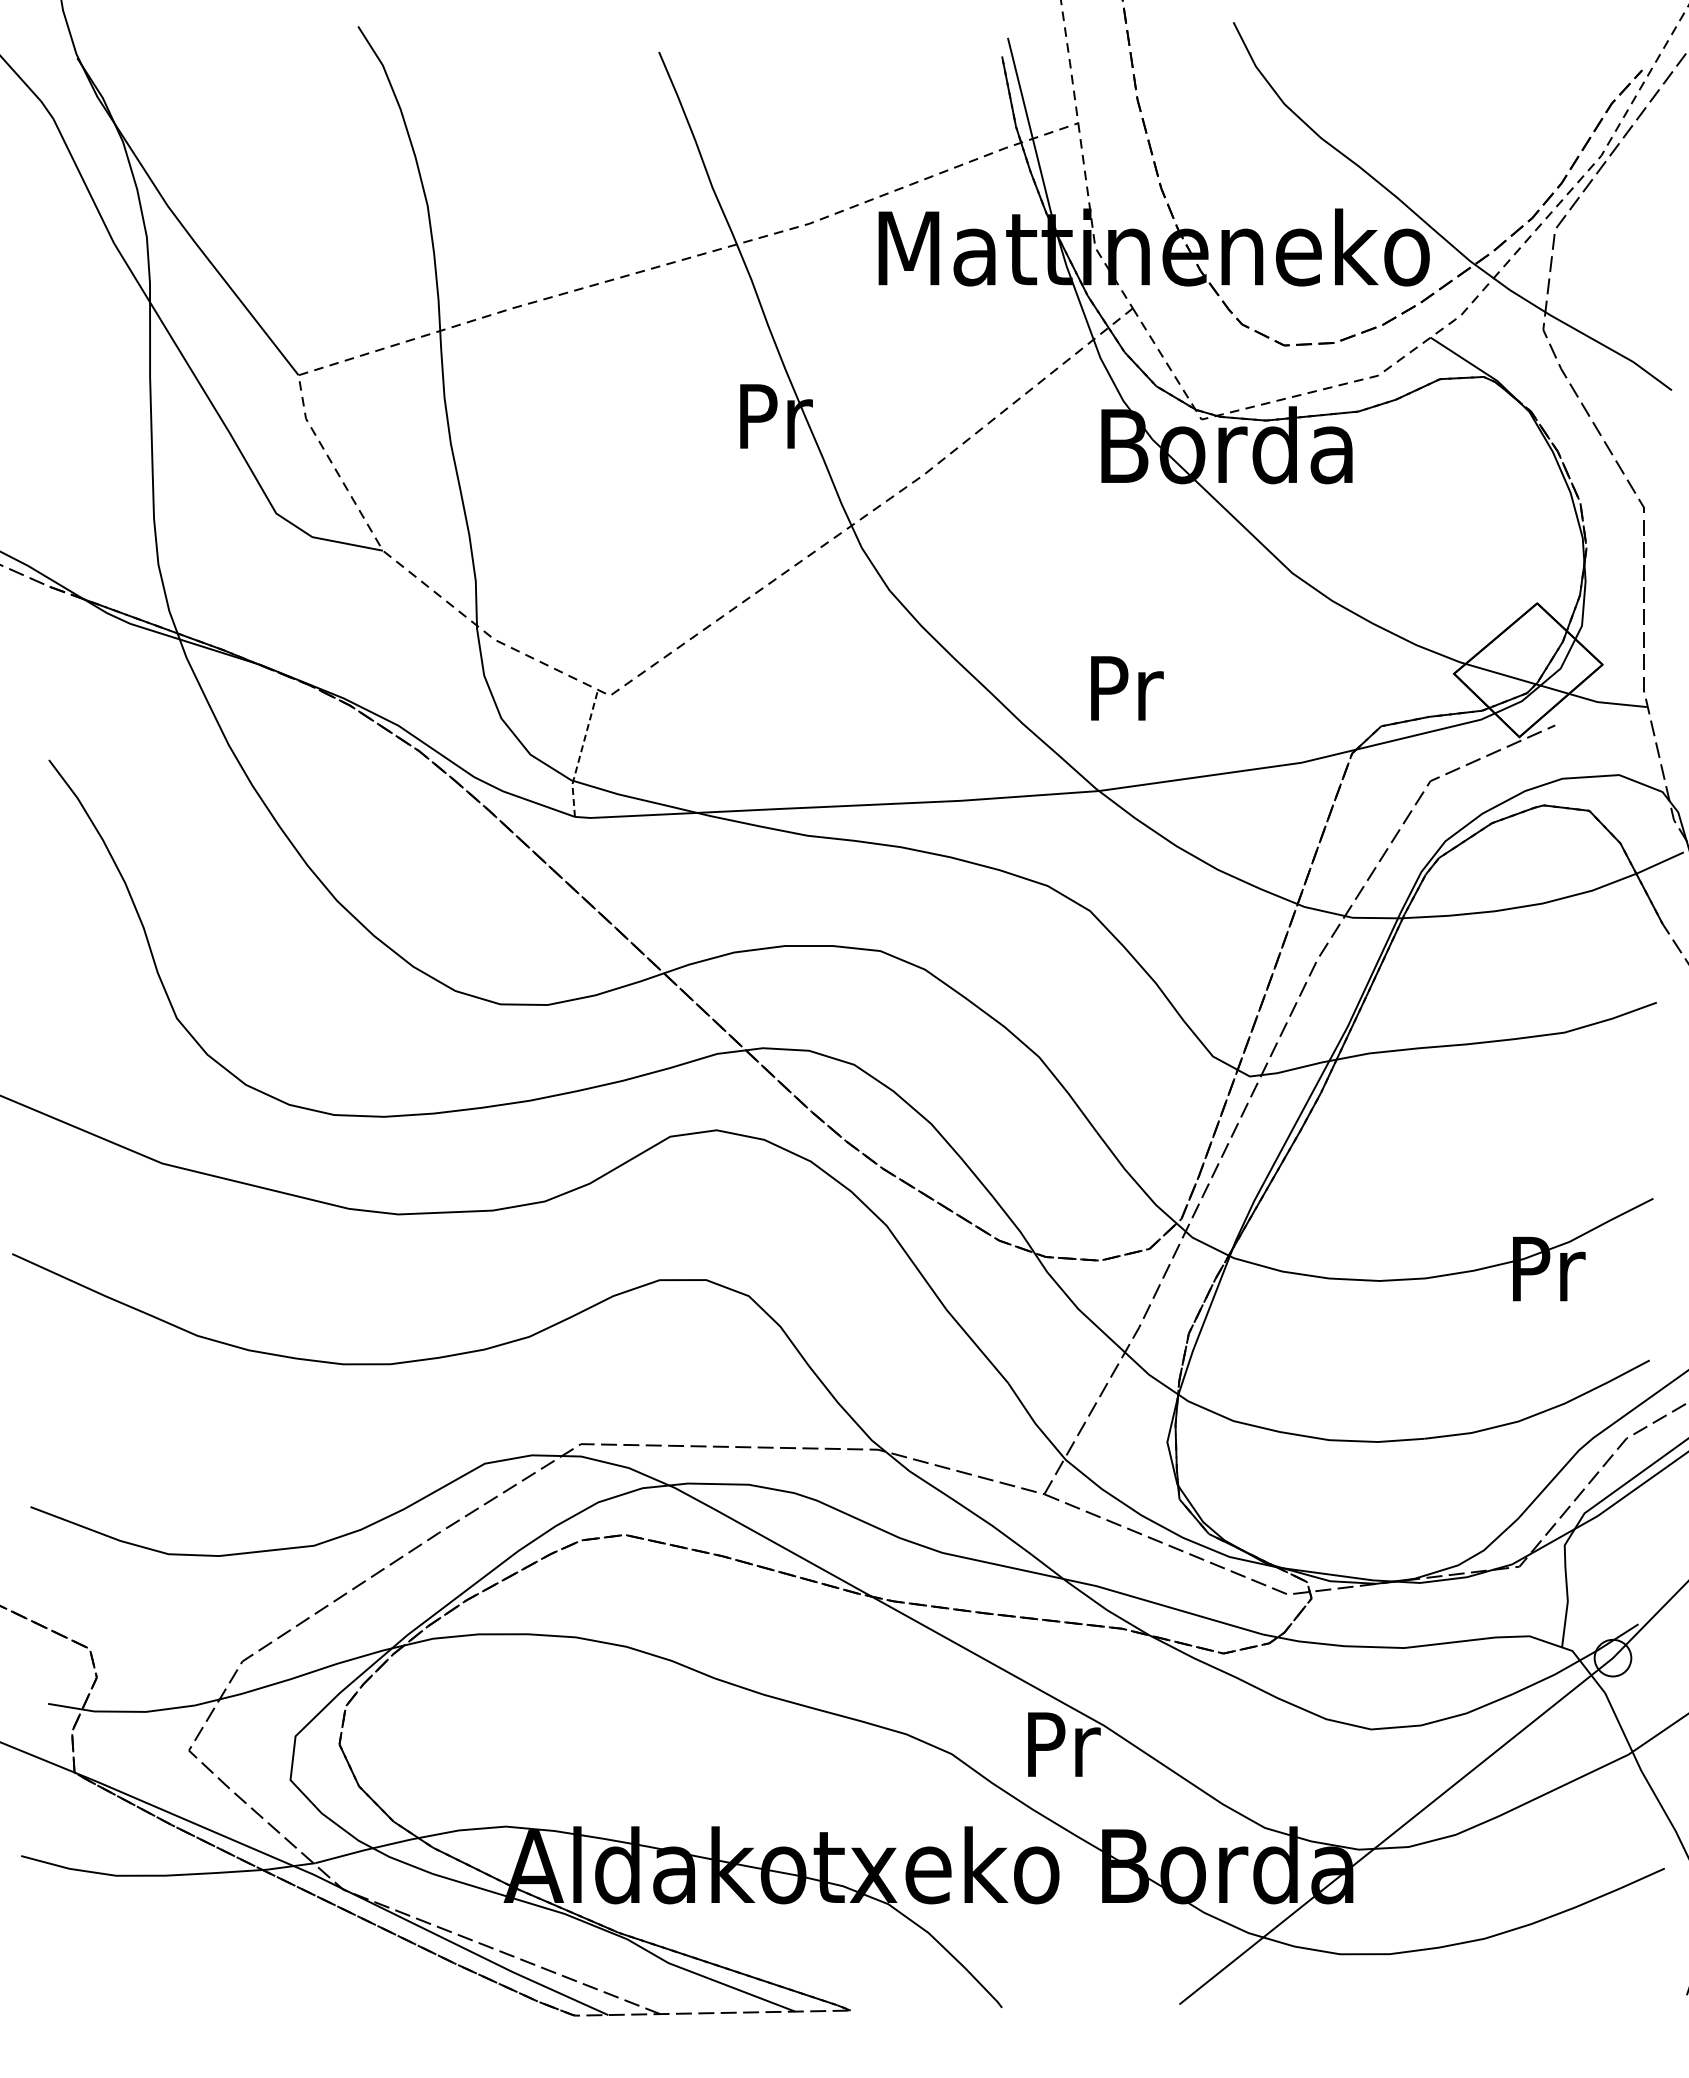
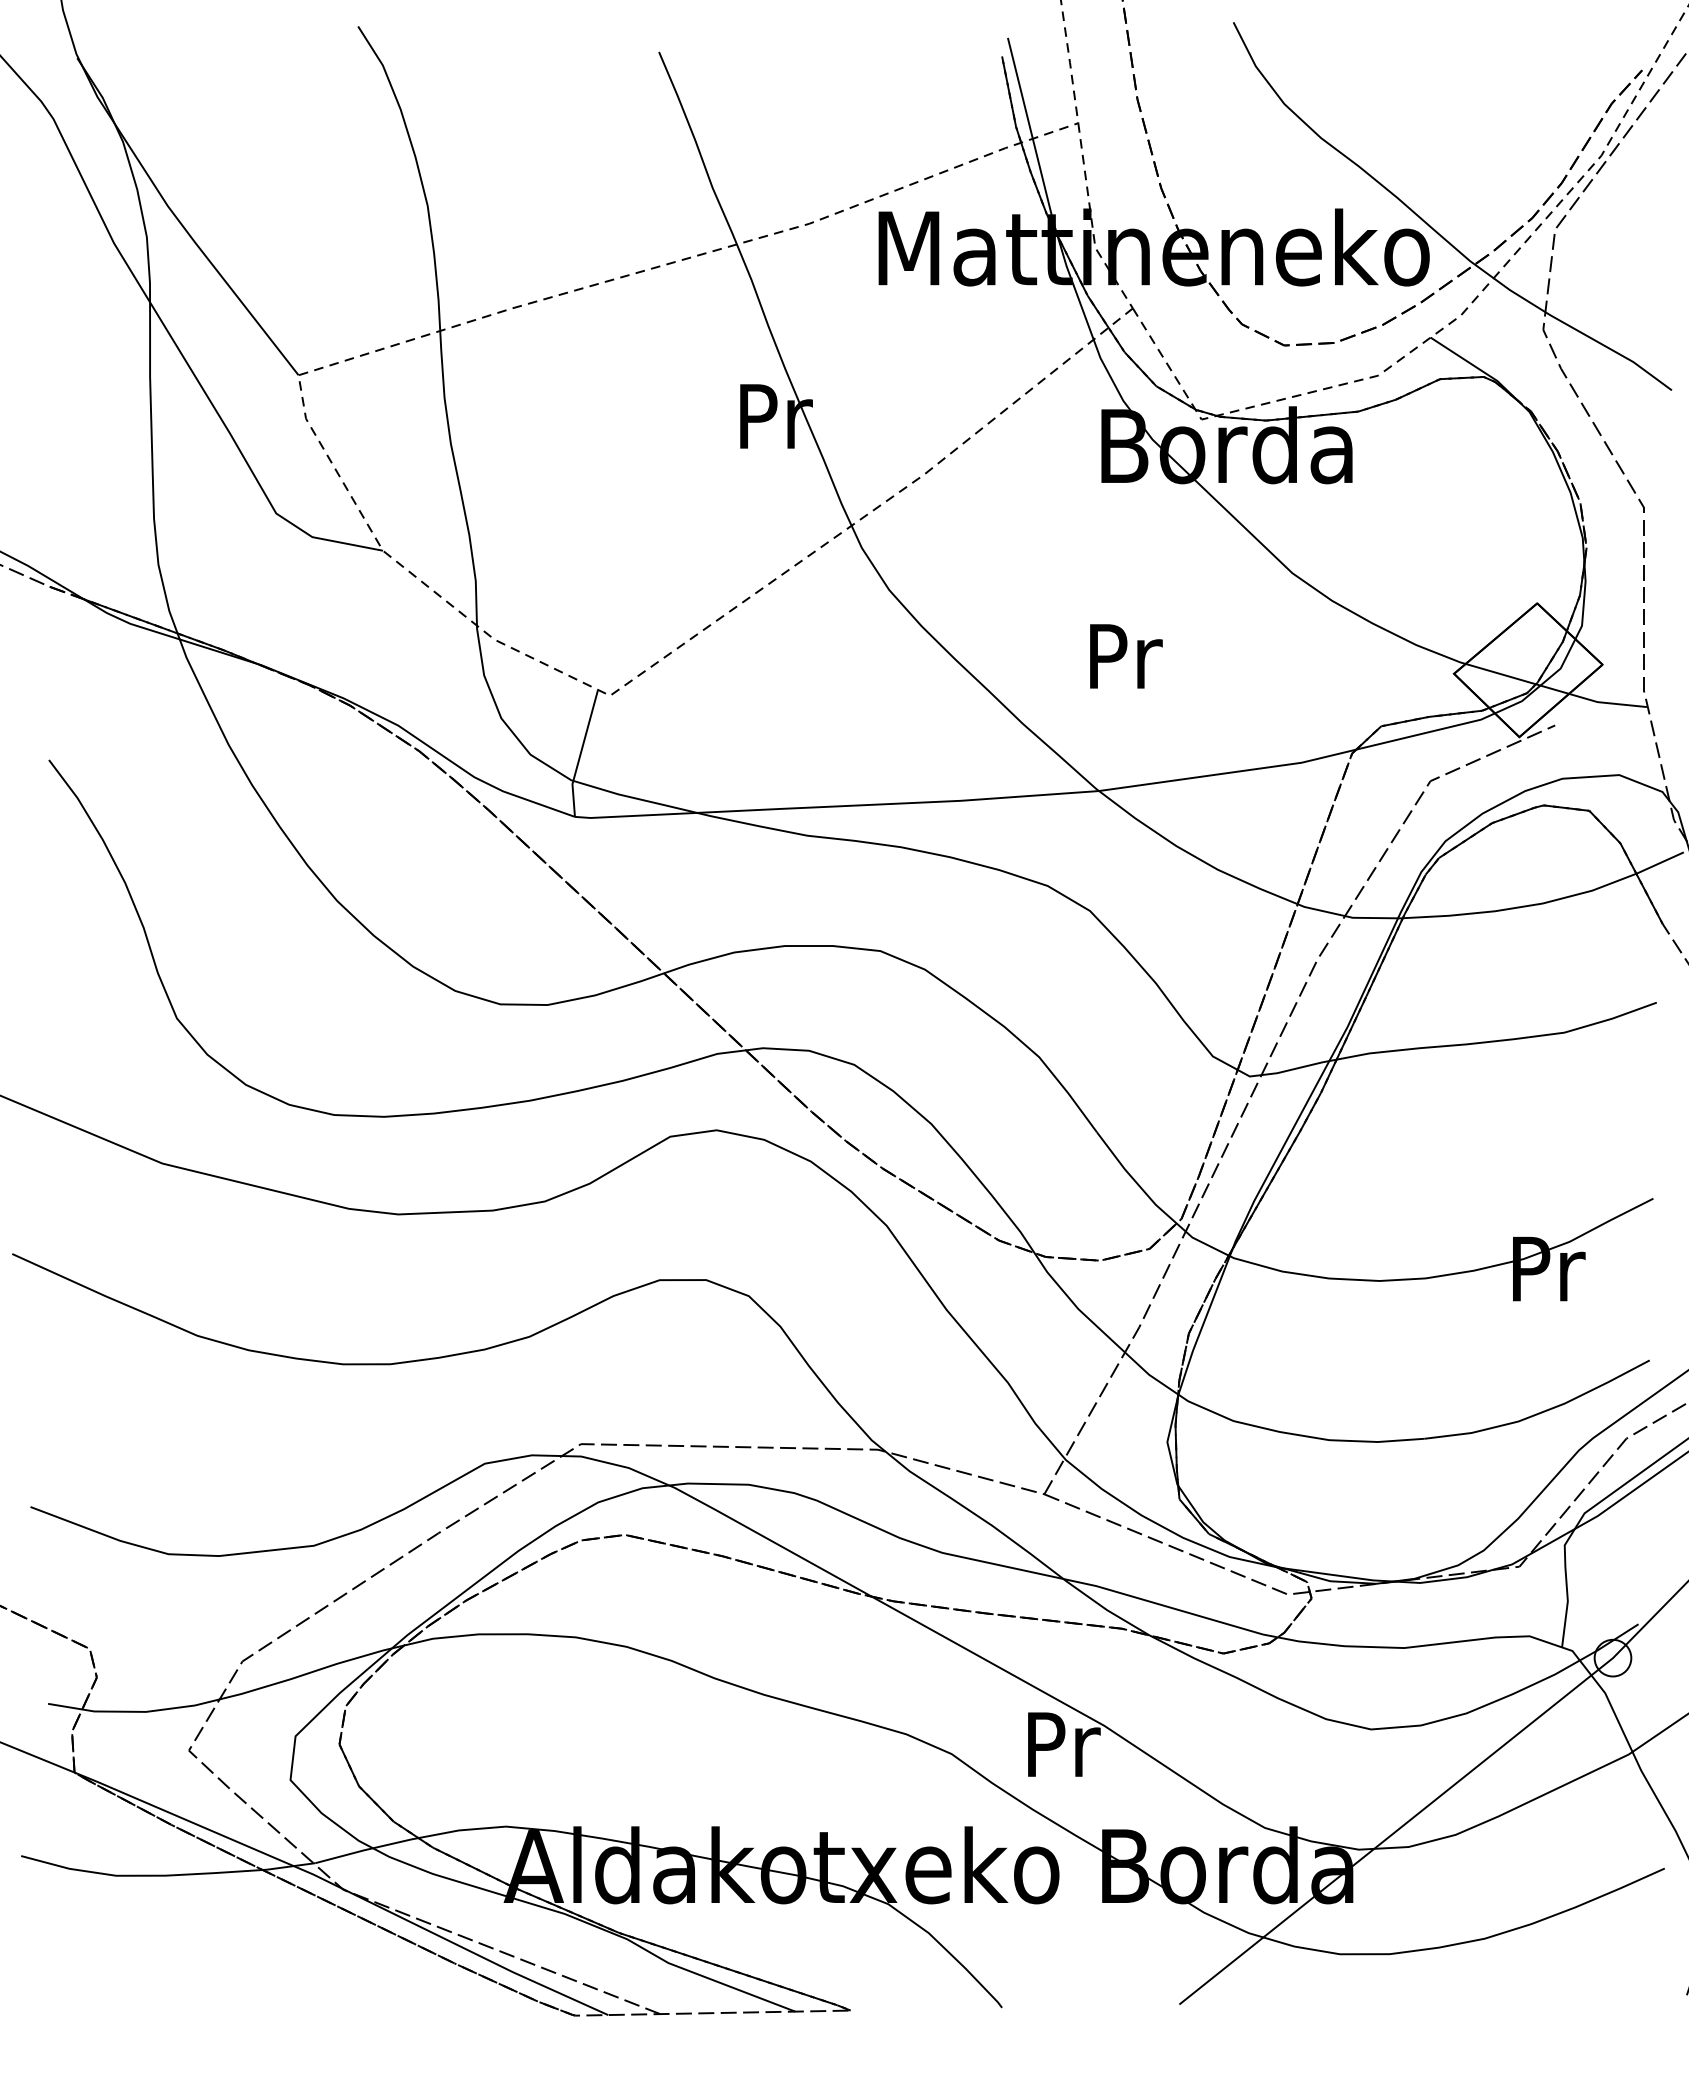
text position: (1127, 688) -> (1126, 656) (1126, 656)
line: dashed -> solid (580, 753)
